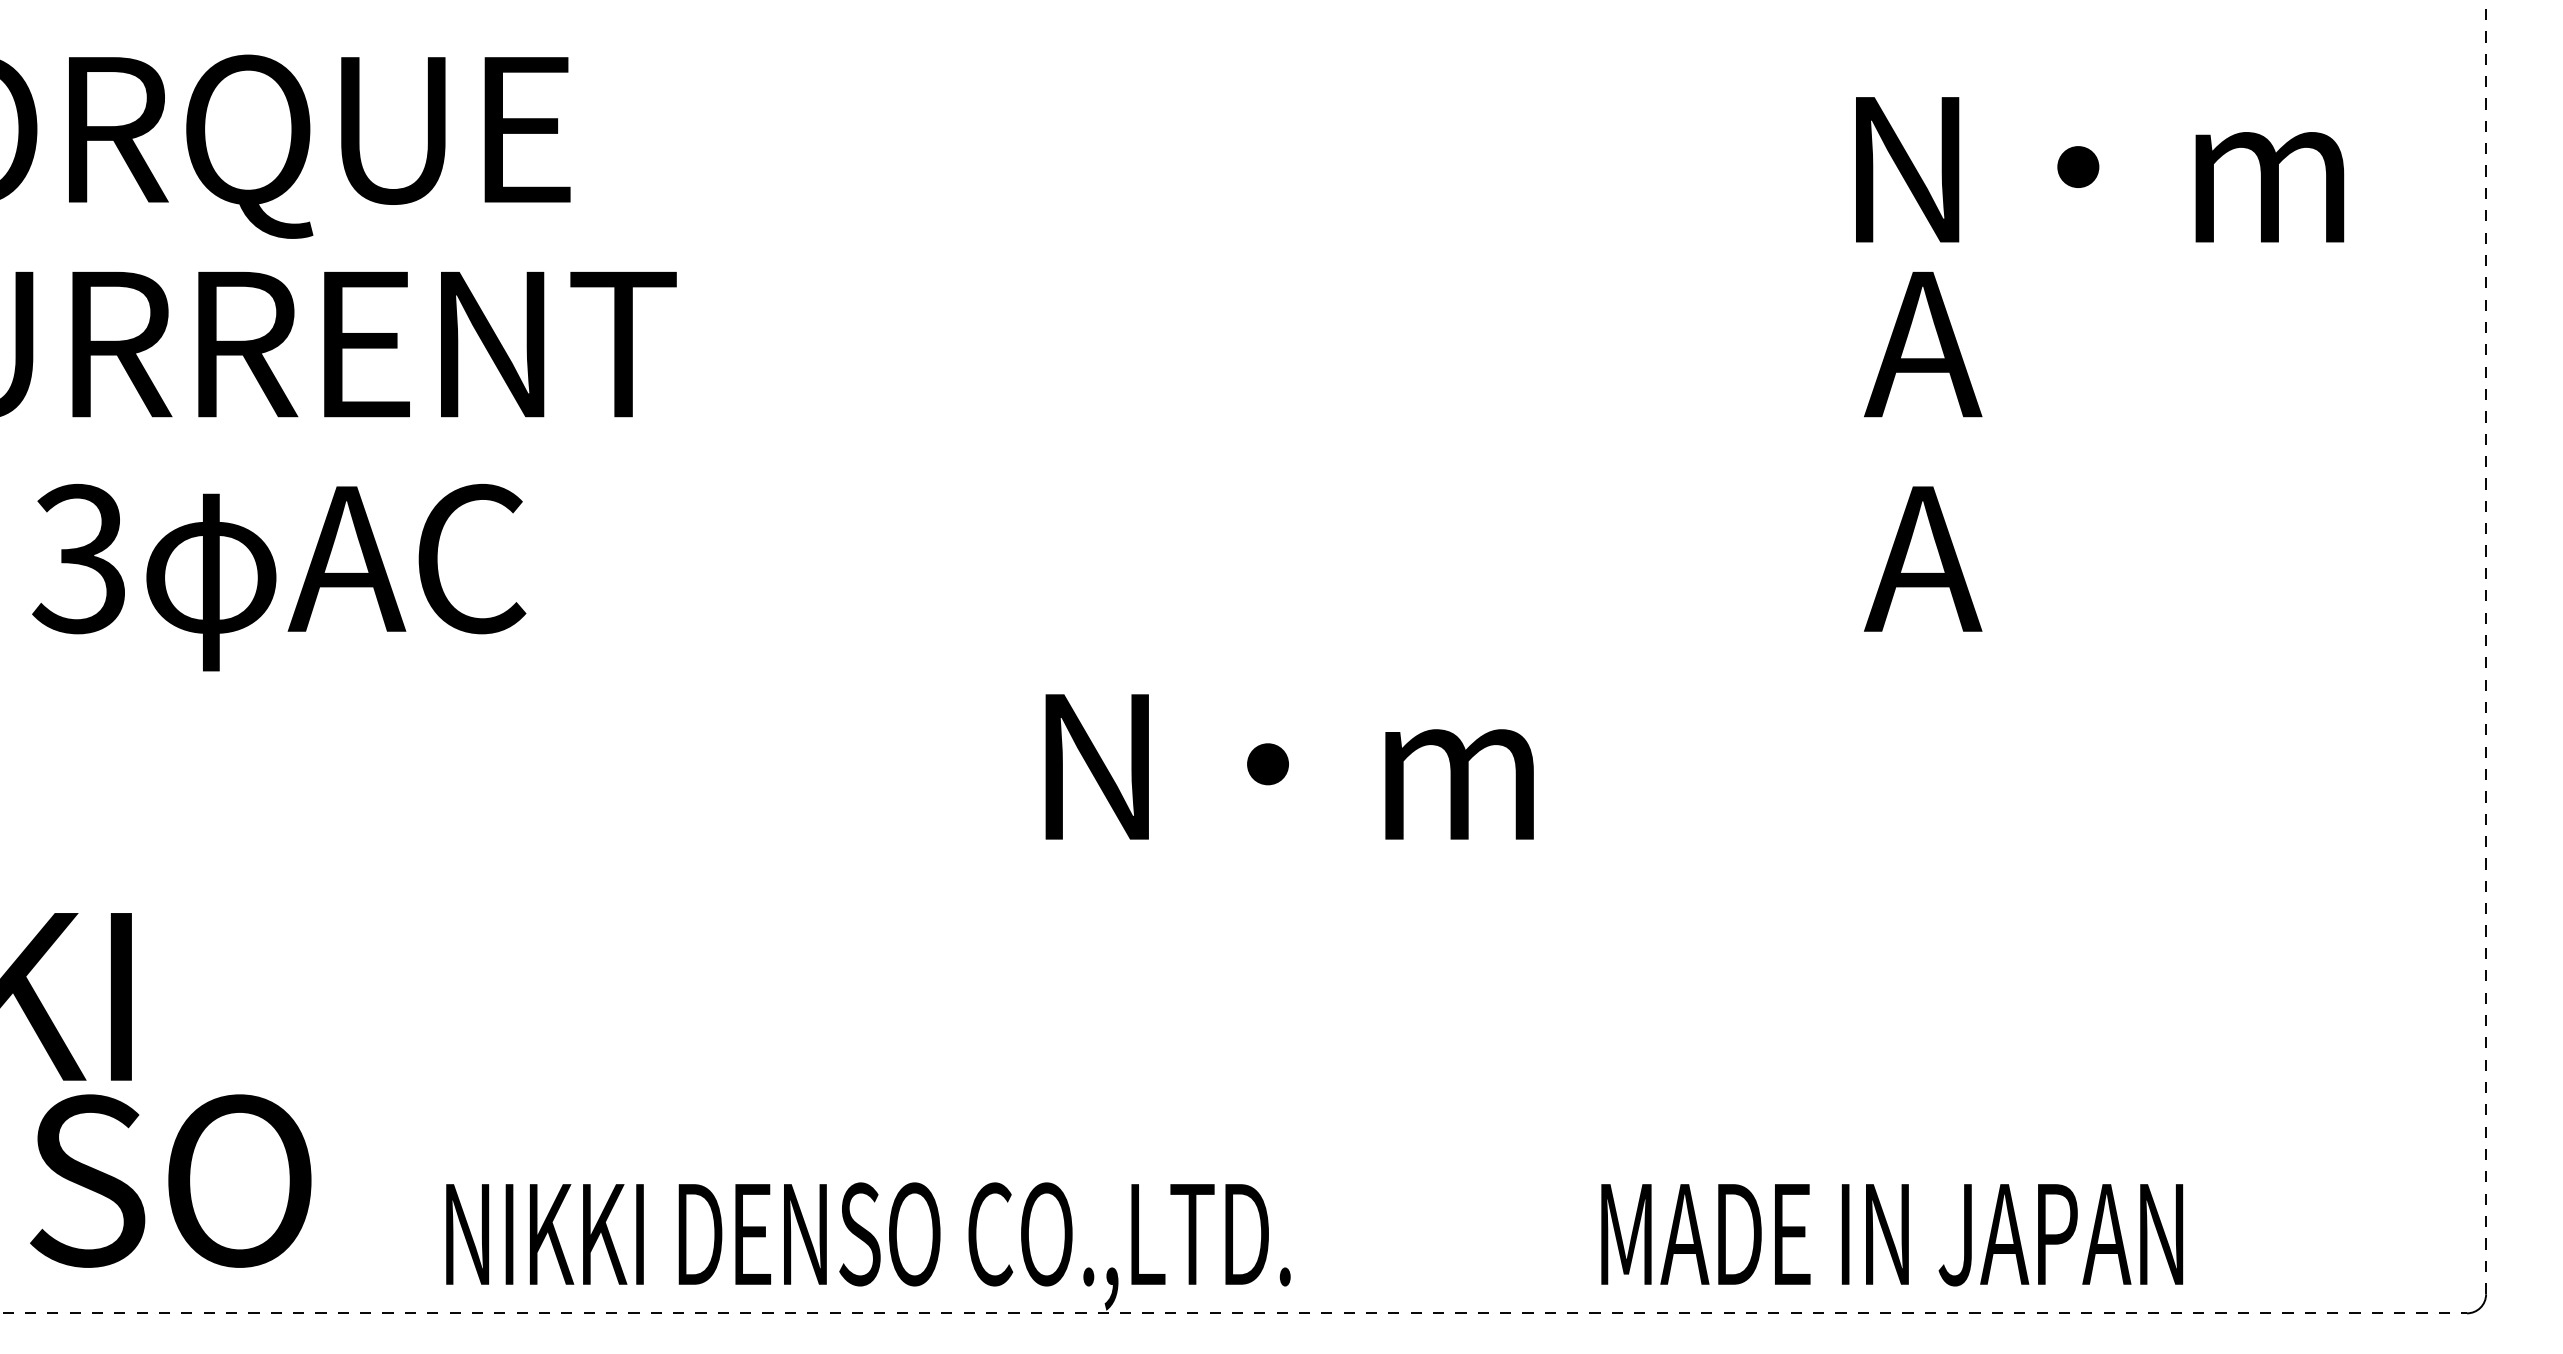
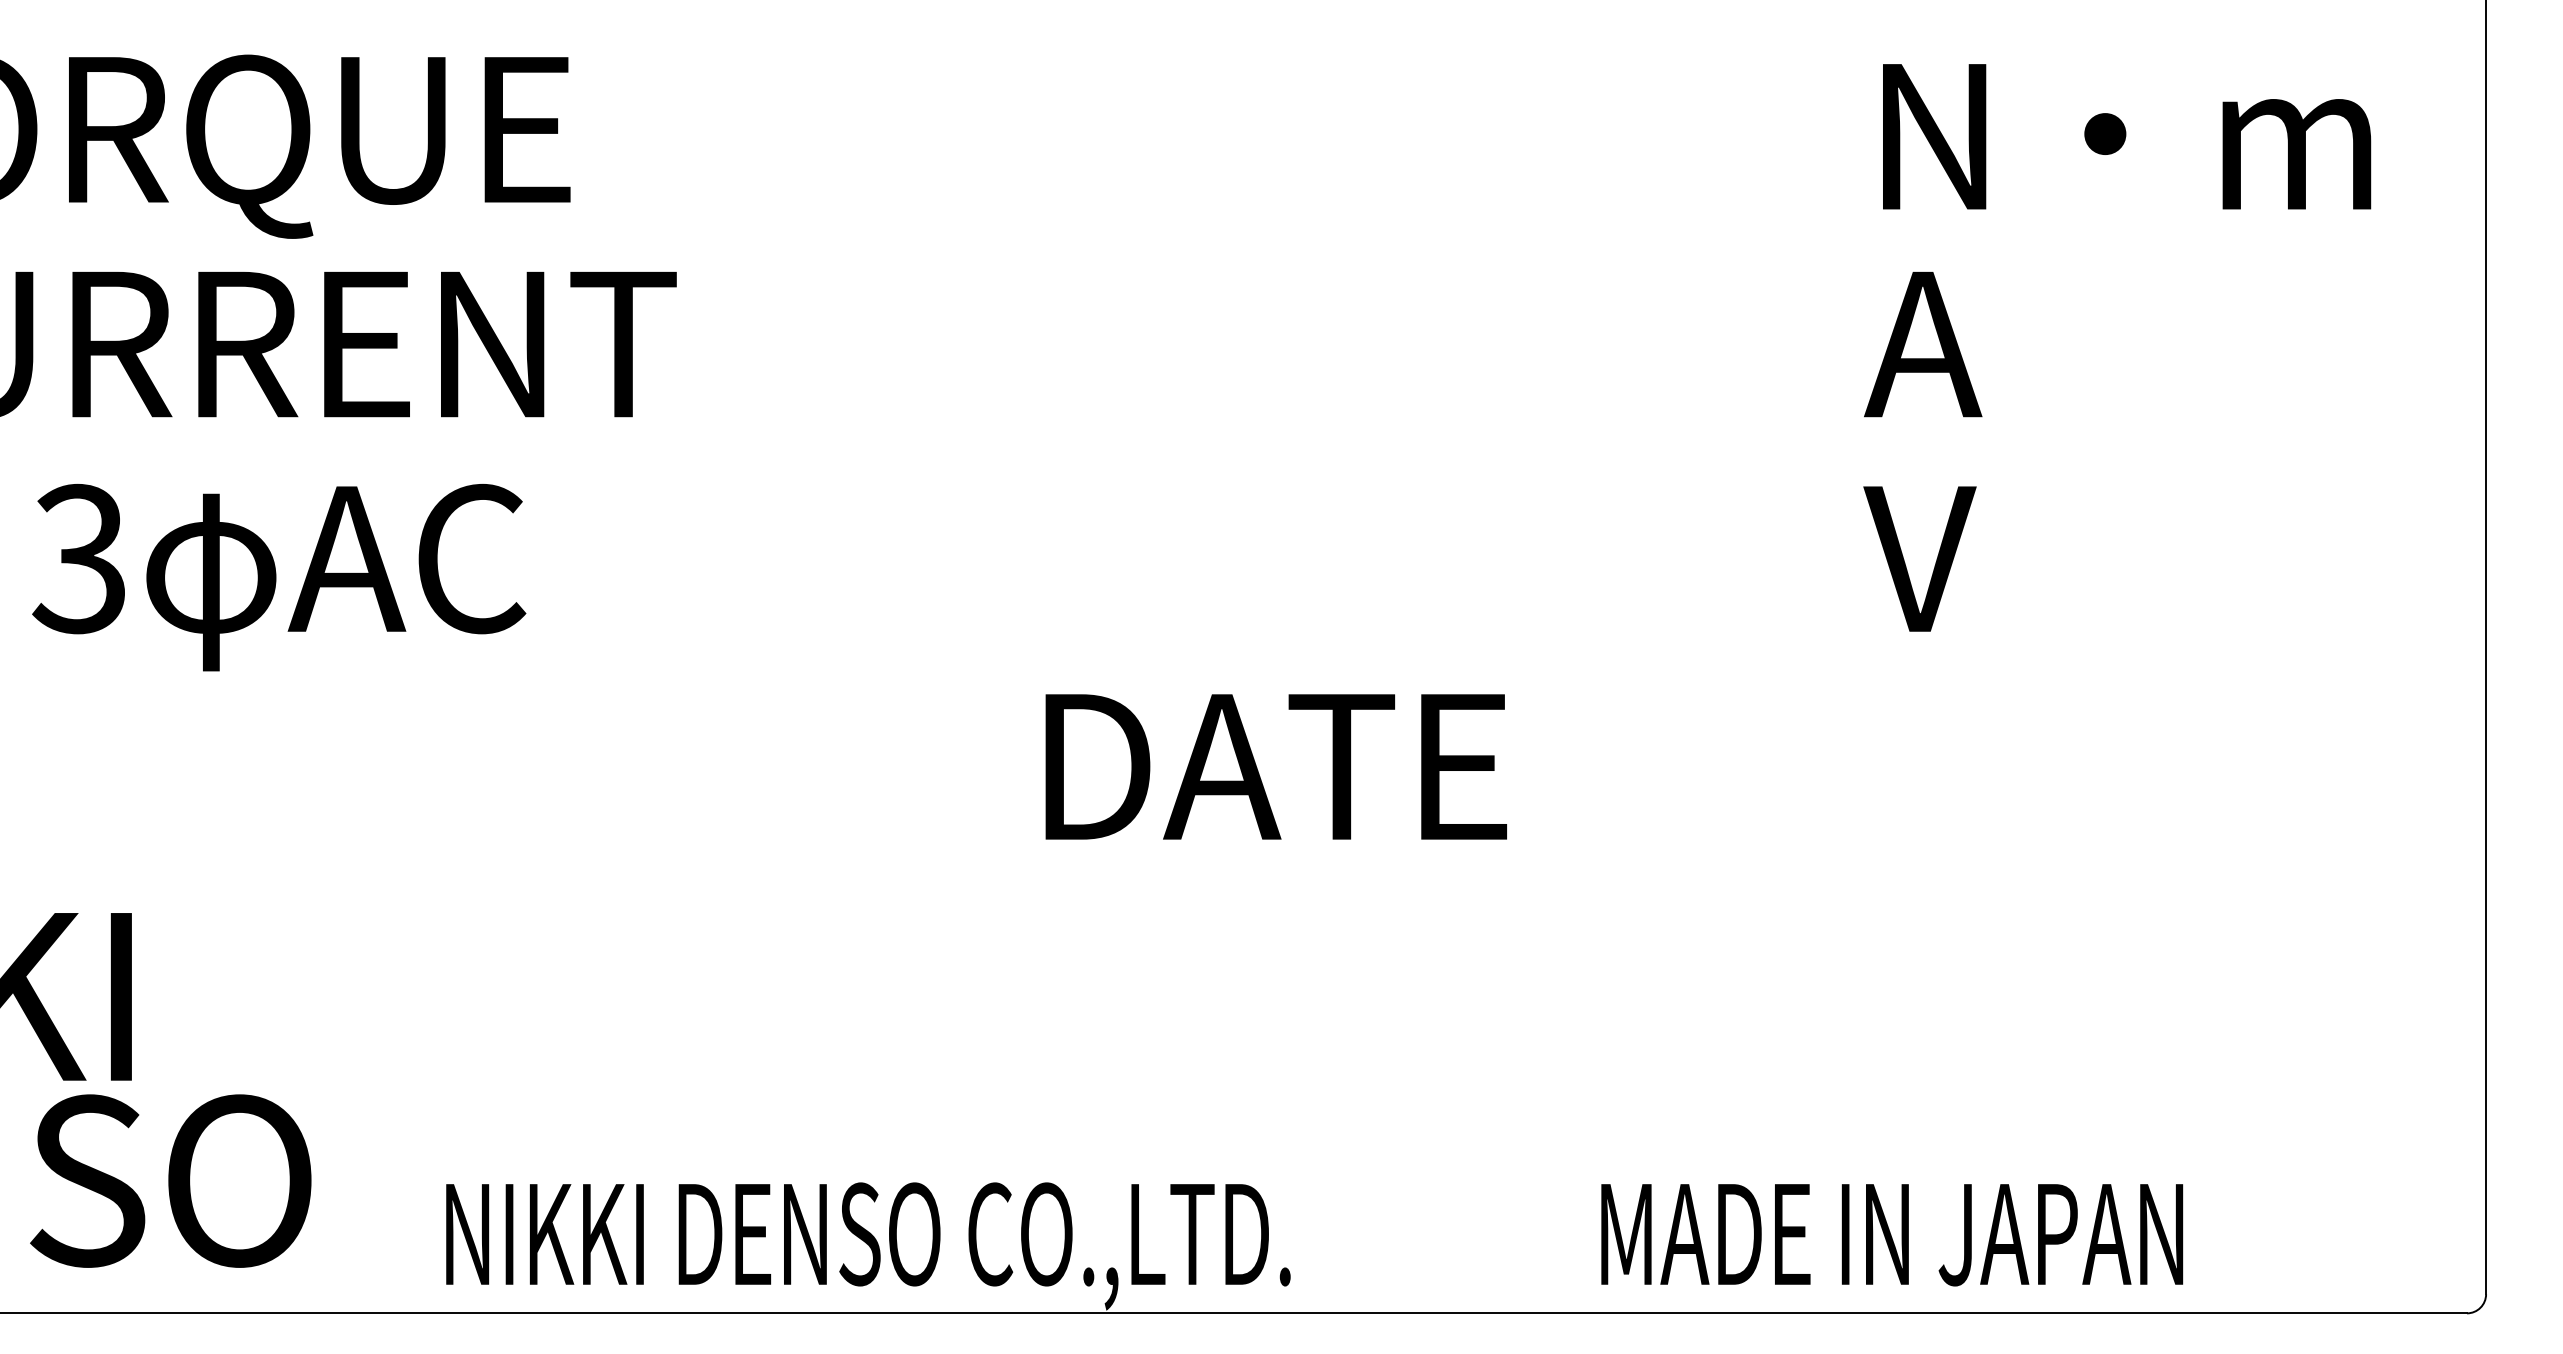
text position: (2100, 169) -> (2127, 136) (2127, 136)
text: A -> V (1922, 558)
line: dashed -> solid (2486, 647)
text: N・m -> DATE (1296, 766)
line: dashed -> solid (1234, 1313)
